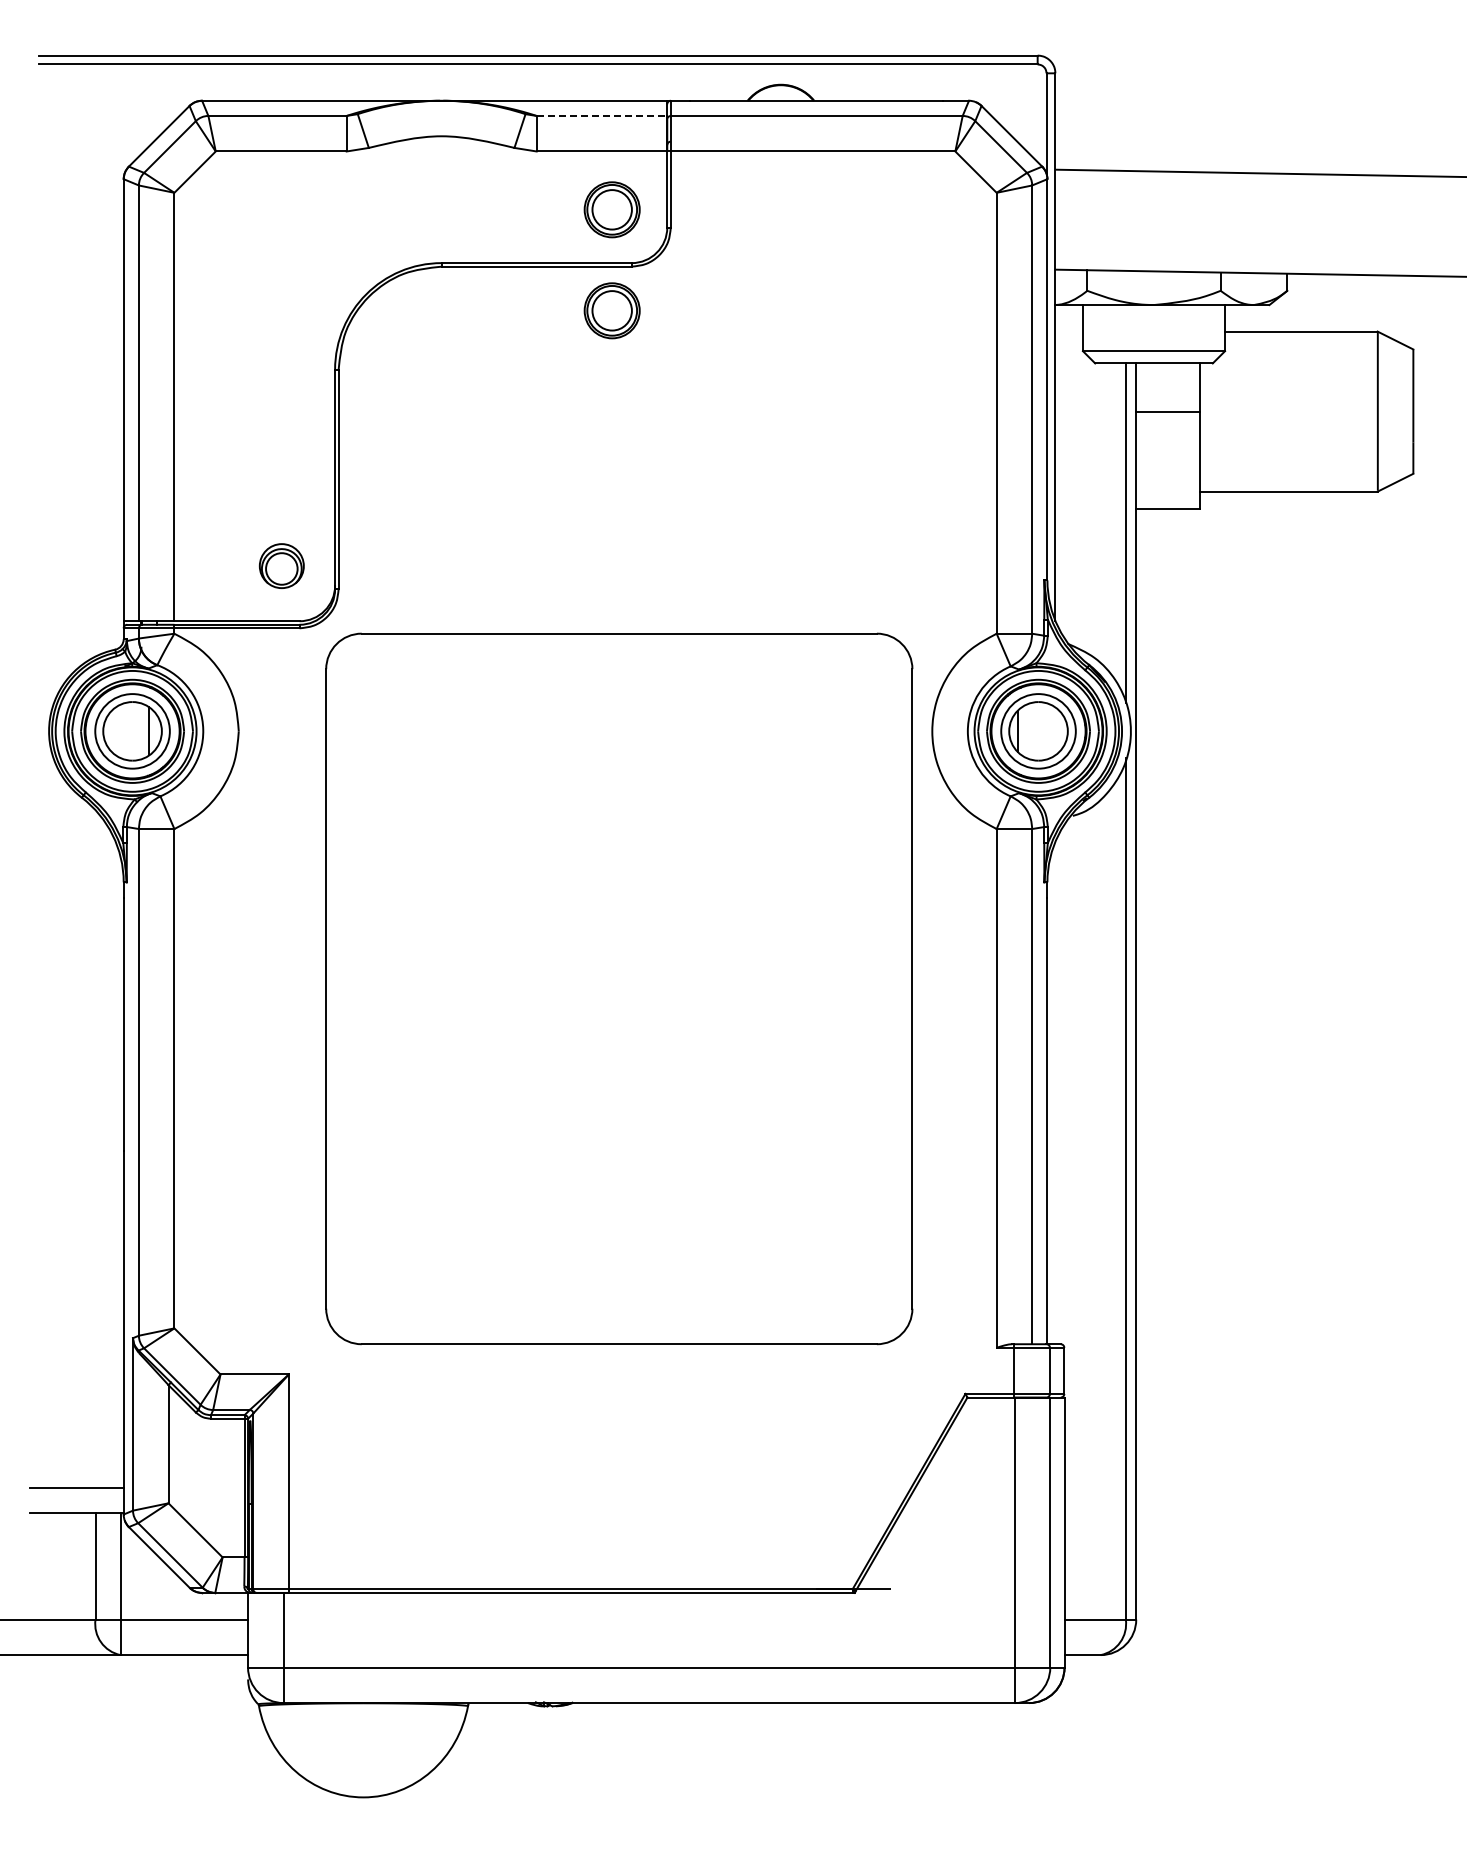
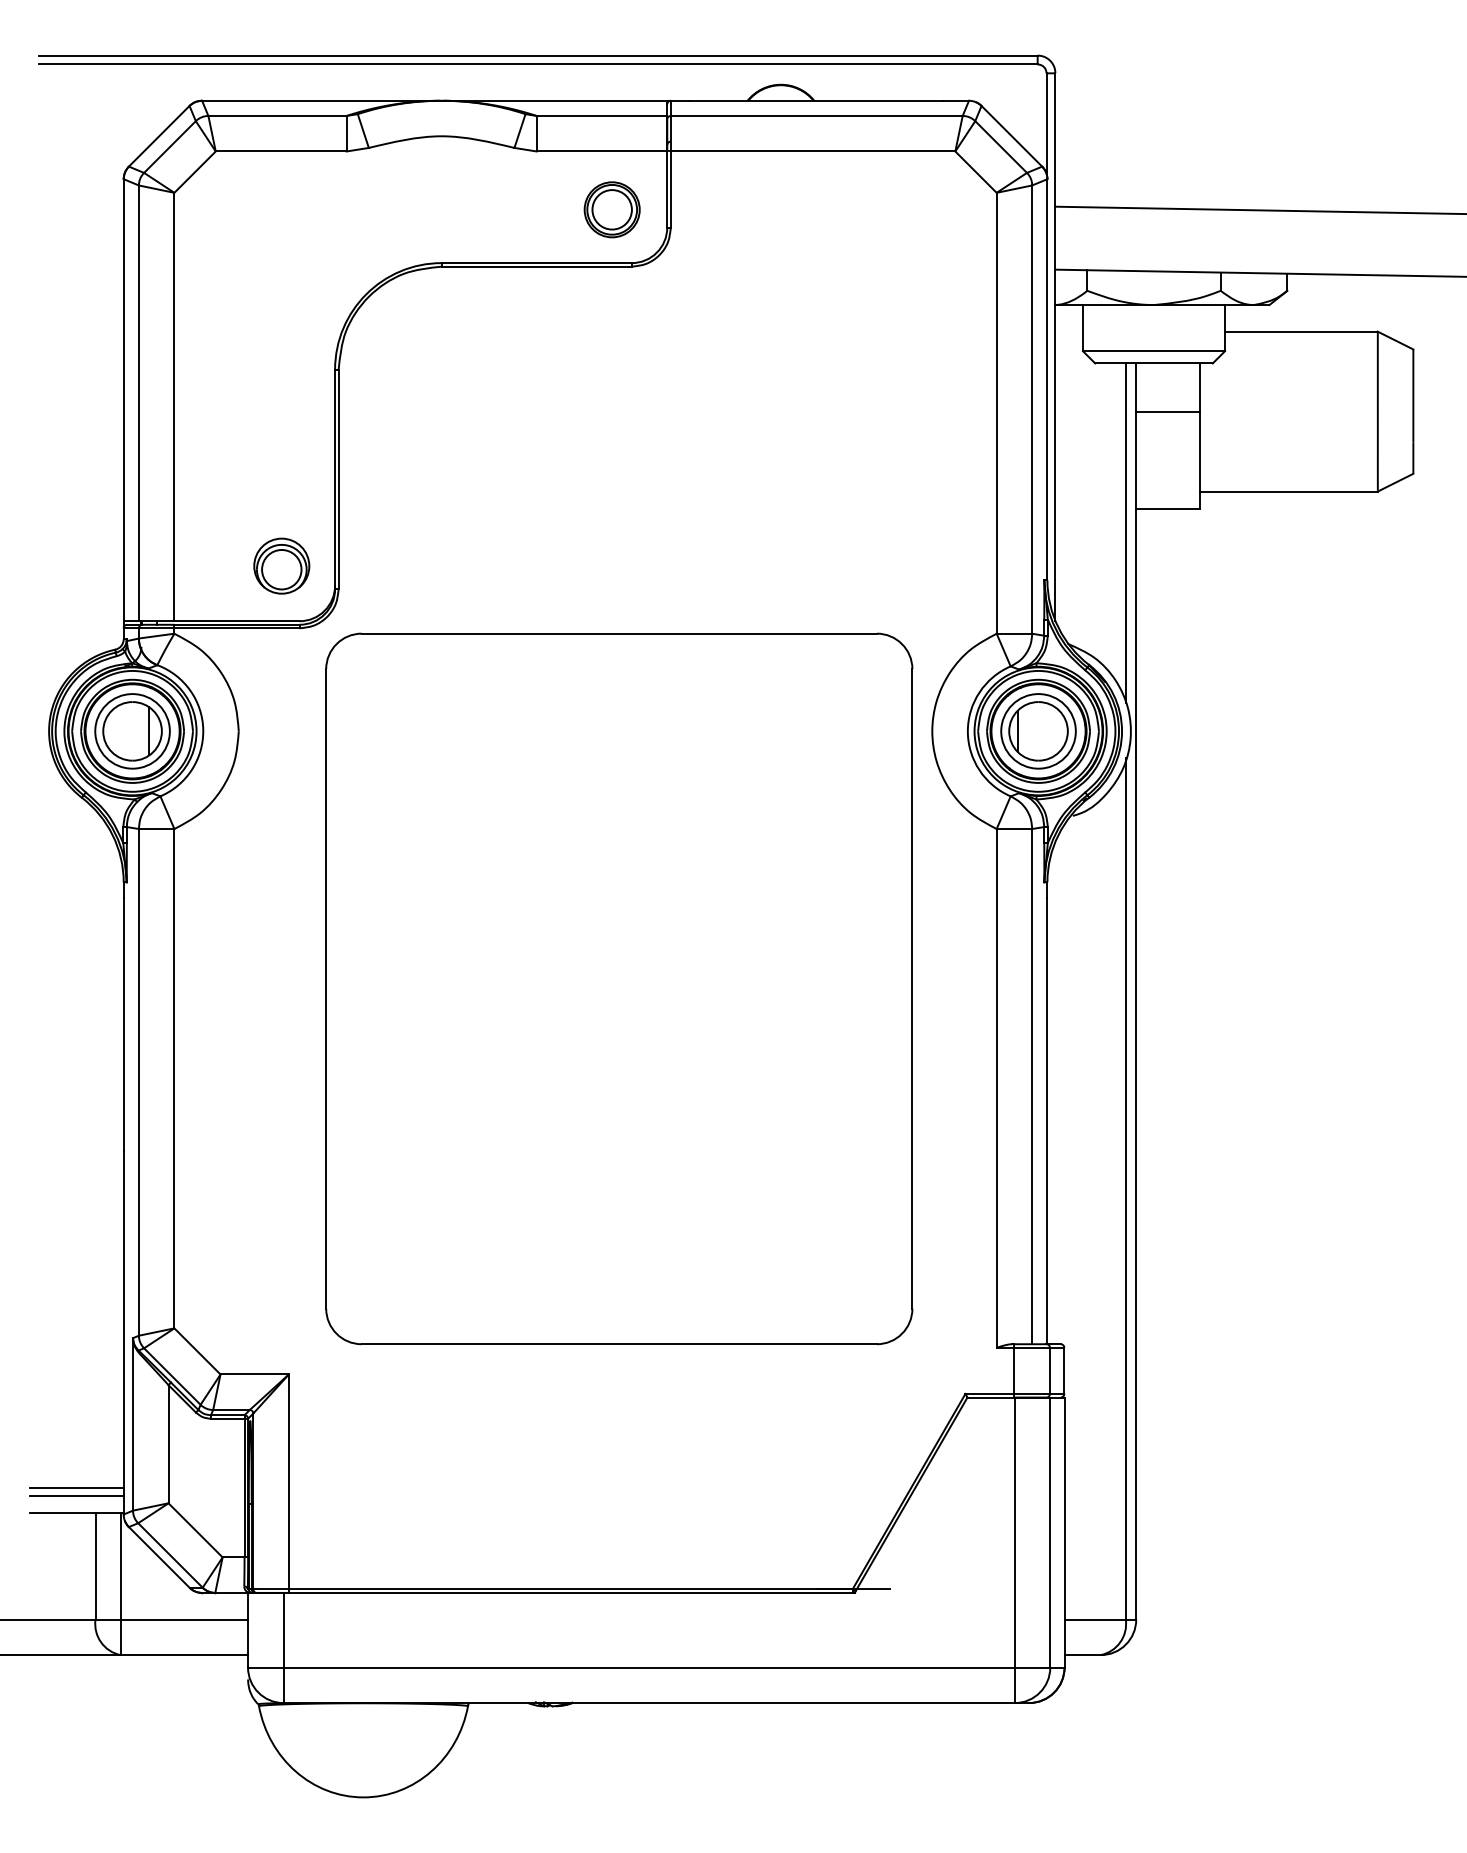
line: dashed -> solid (602, 115)
line position: (1259, 173) -> (1259, 210) (1259, 210)
part: present -> none (611, 310)
part size: 47x46 px -> 58x58 px (281, 565)
line: none -> present (76, 1496)
